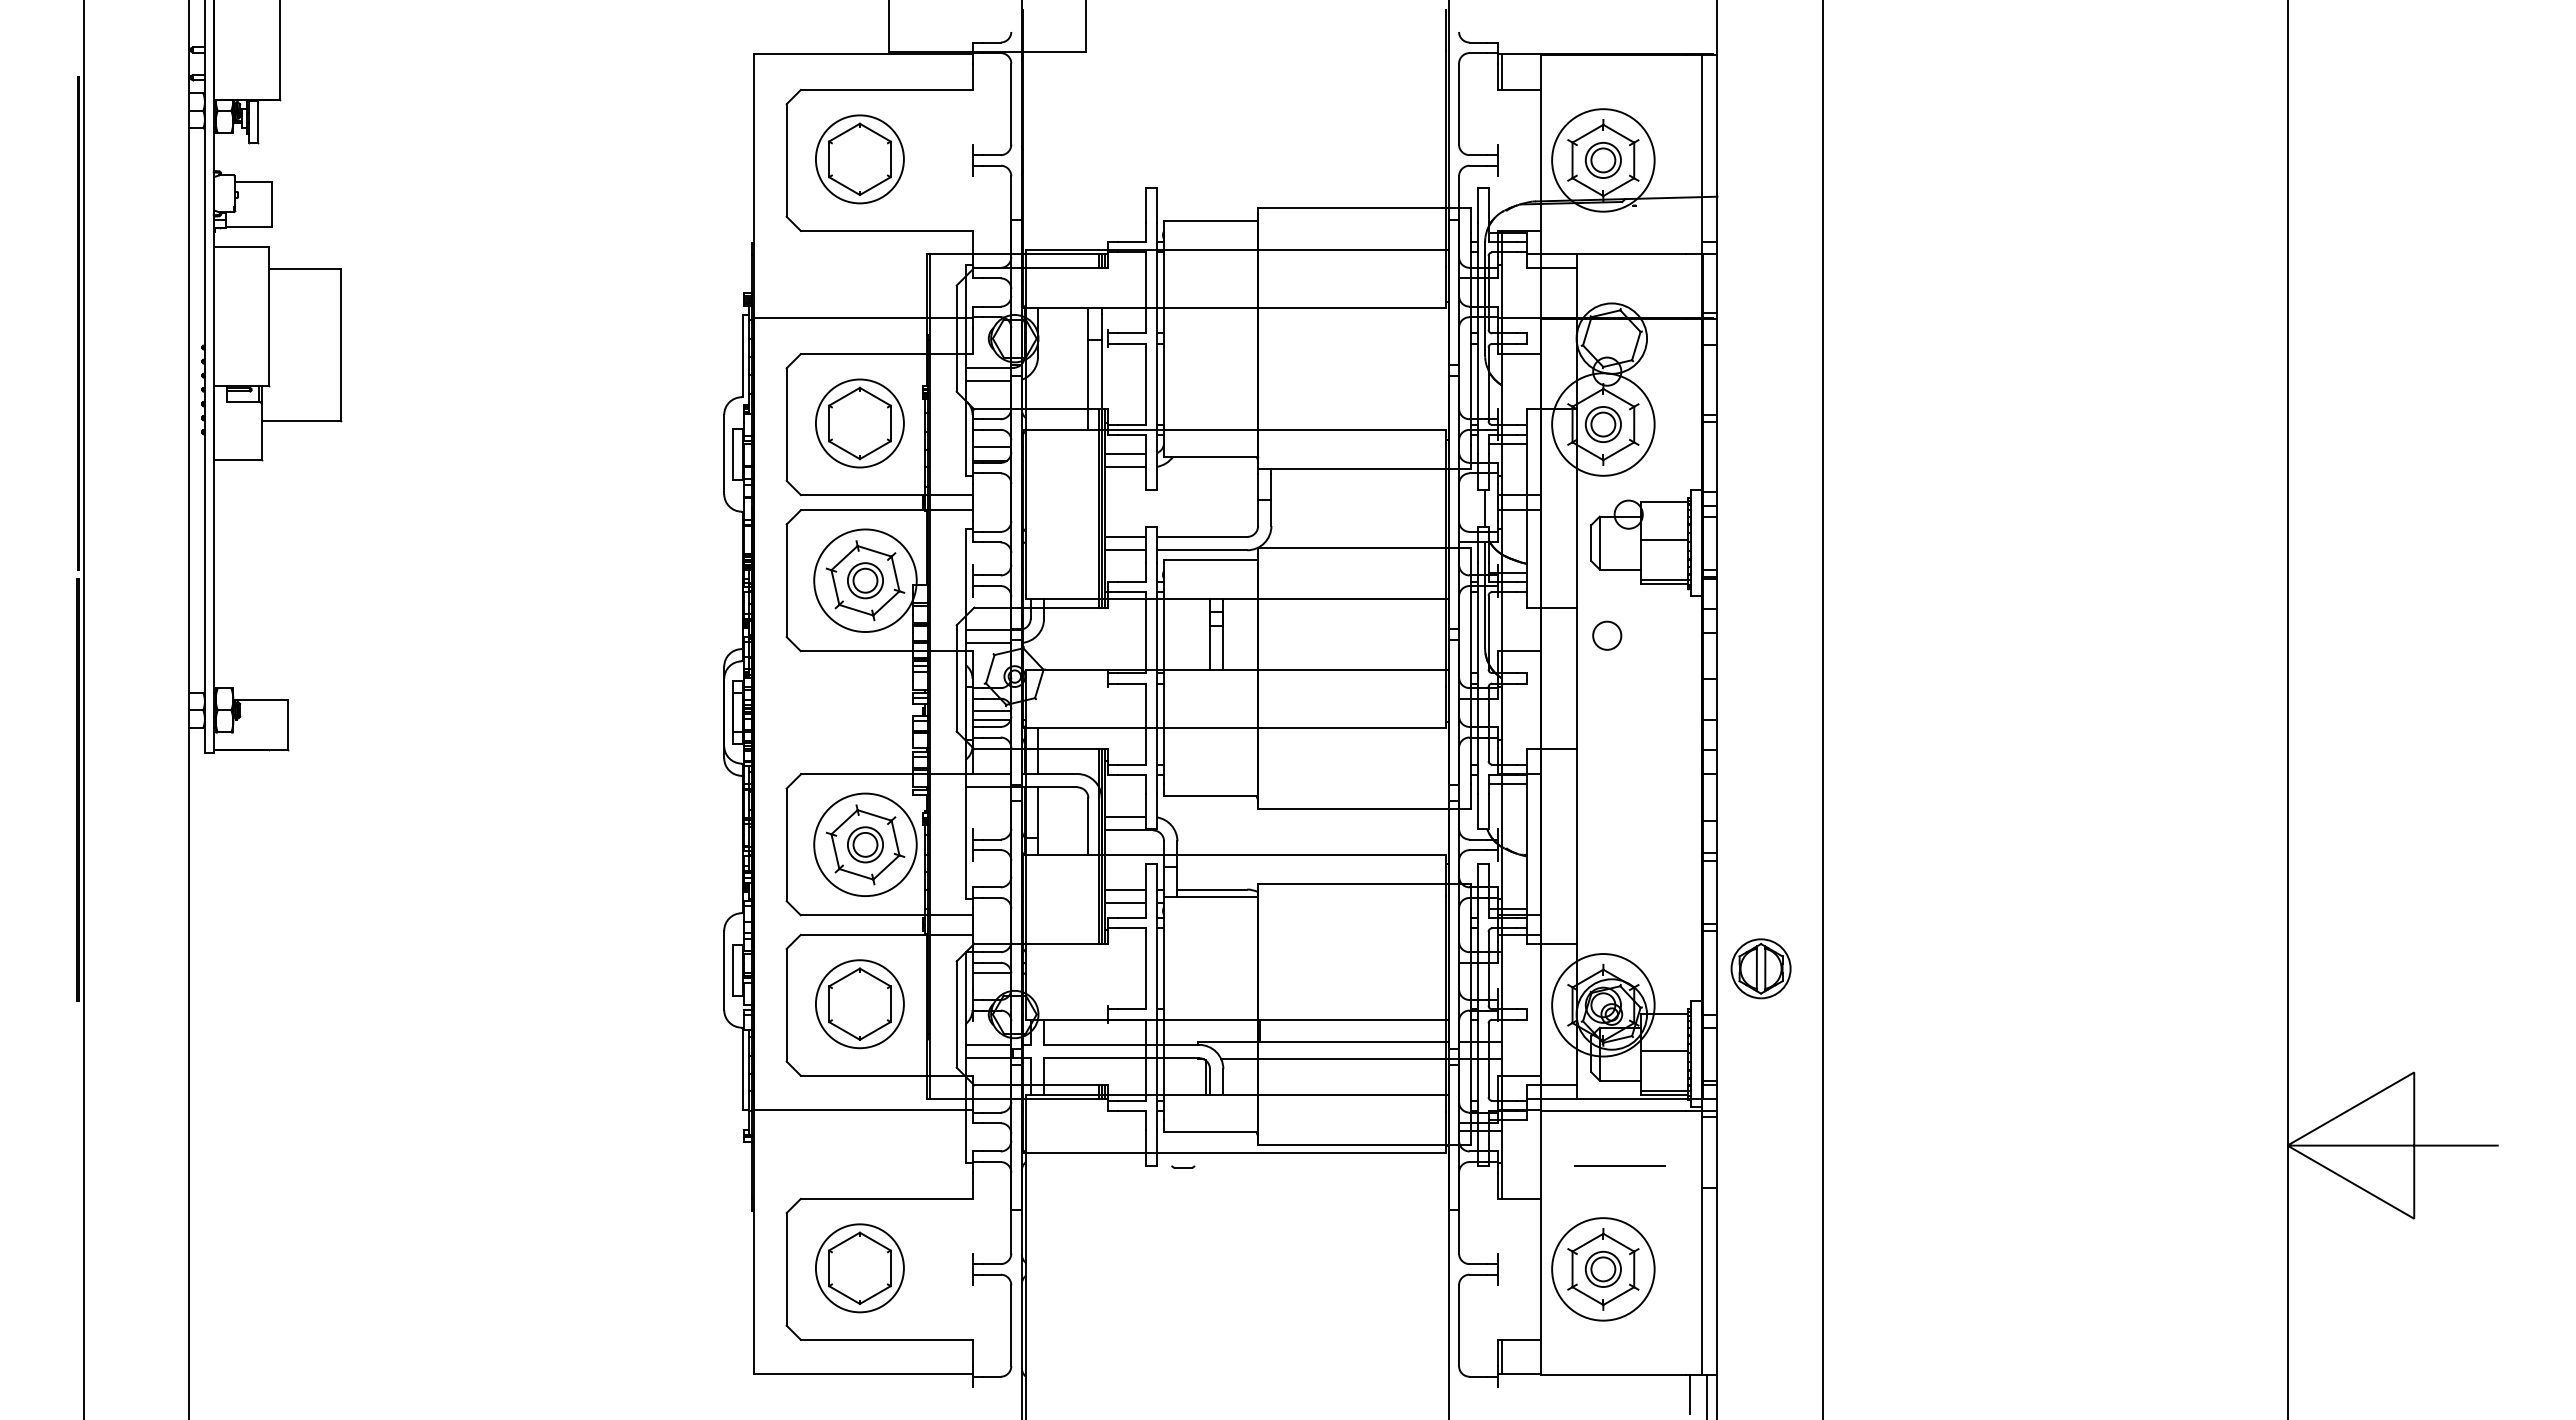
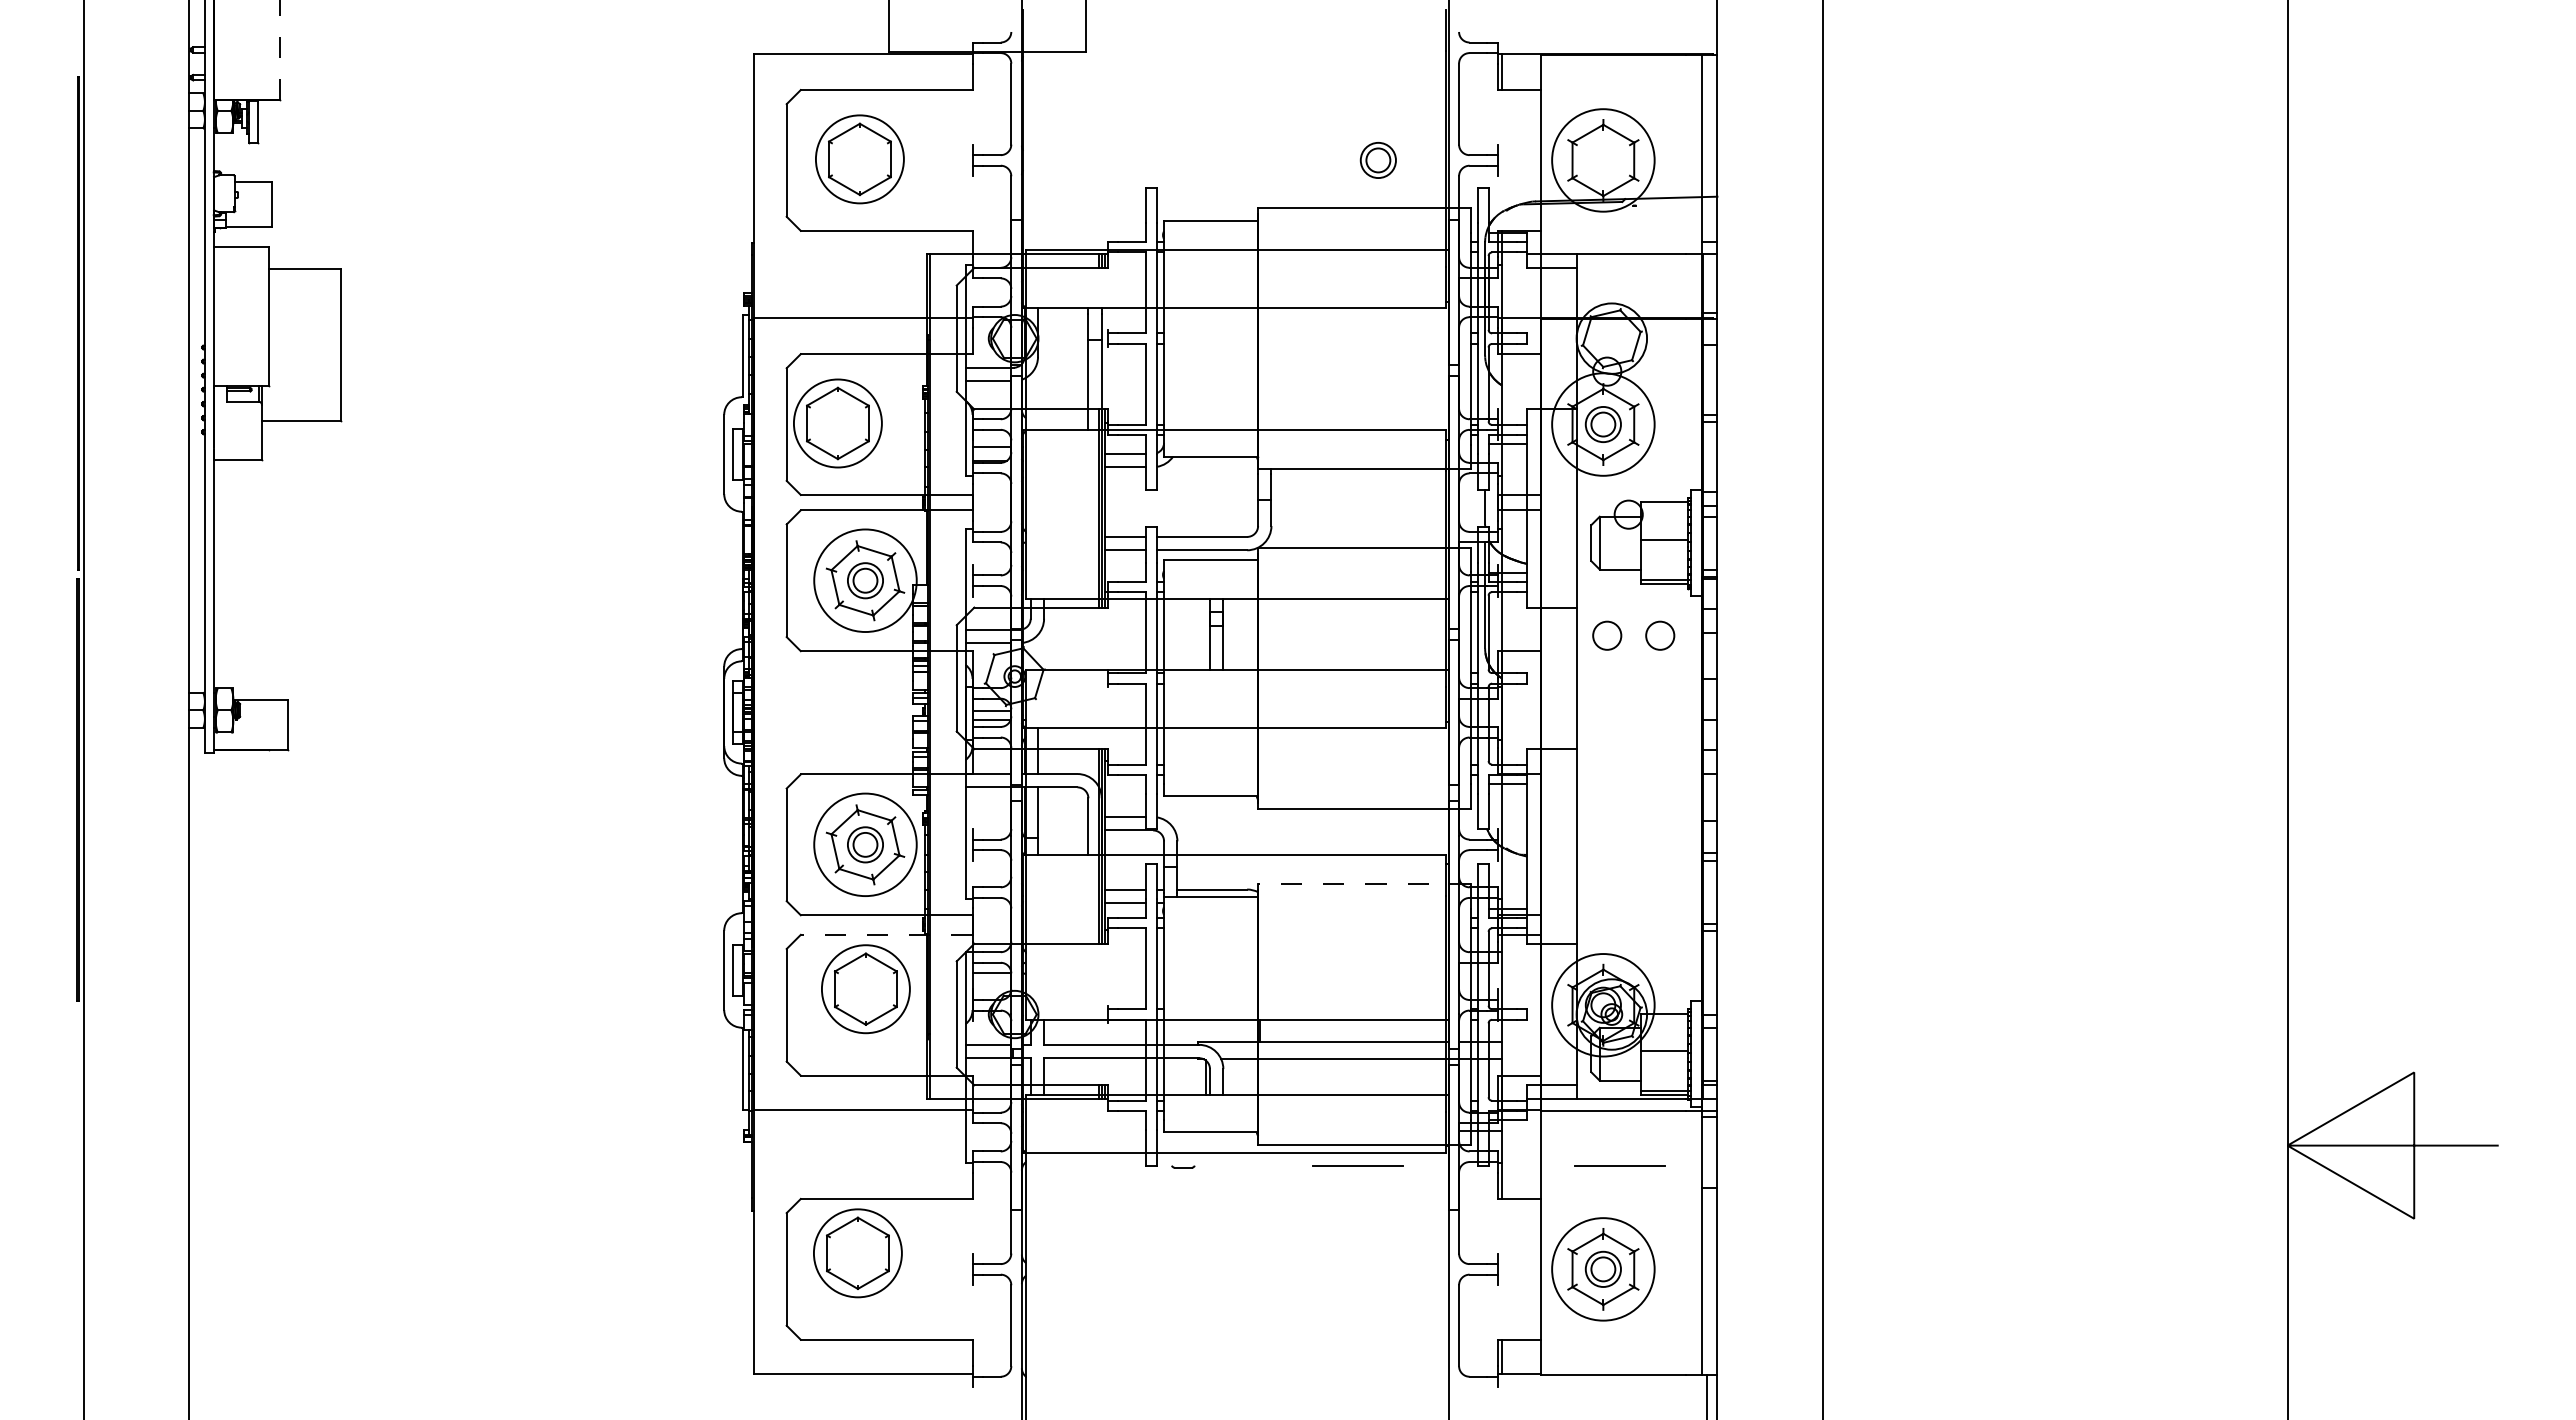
line: solid -> dashed (280, 50)
part position: (1602, 160) -> (1377, 160) (1377, 160)
part position: (859, 423) -> (837, 423) (837, 423)
circle: none -> present (1660, 635)
line: solid -> dashed (1364, 883)
line: solid -> dashed (886, 934)
part: present -> none (1760, 968)
part position: (859, 1004) -> (865, 989) (865, 989)
line: none -> present (1357, 1165)
part position: (859, 1268) -> (857, 1253) (857, 1253)
line: present -> none (1689, 1394)
